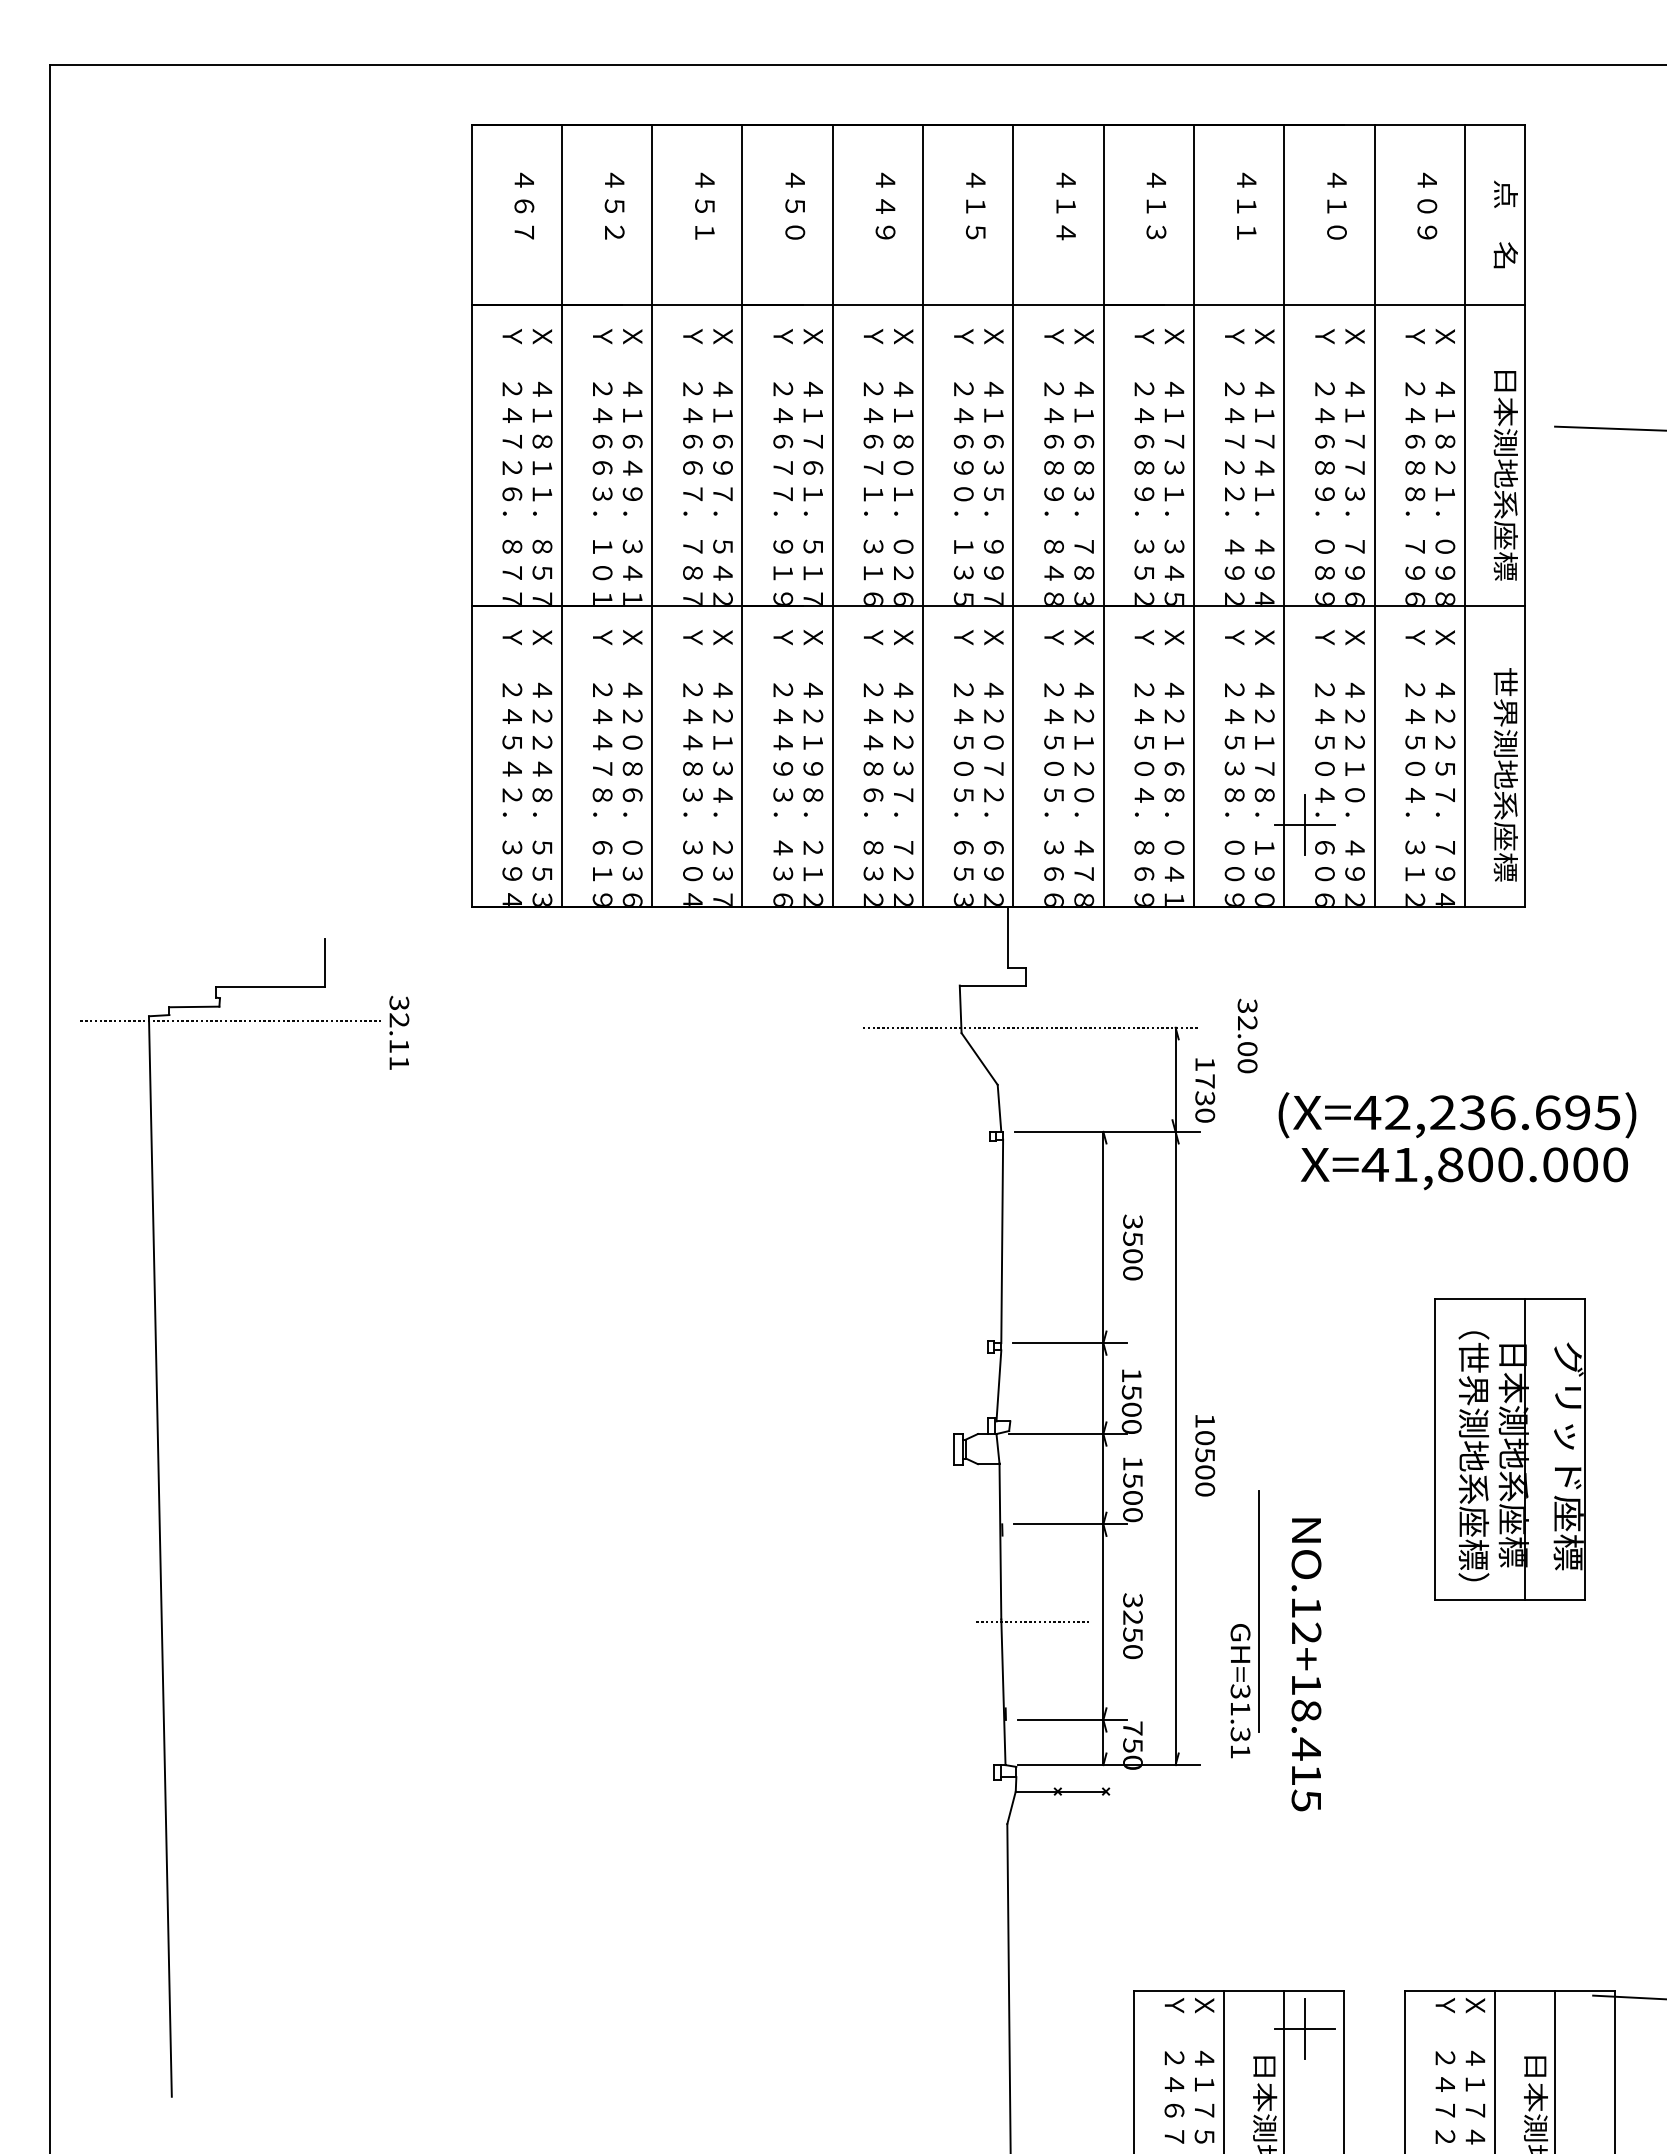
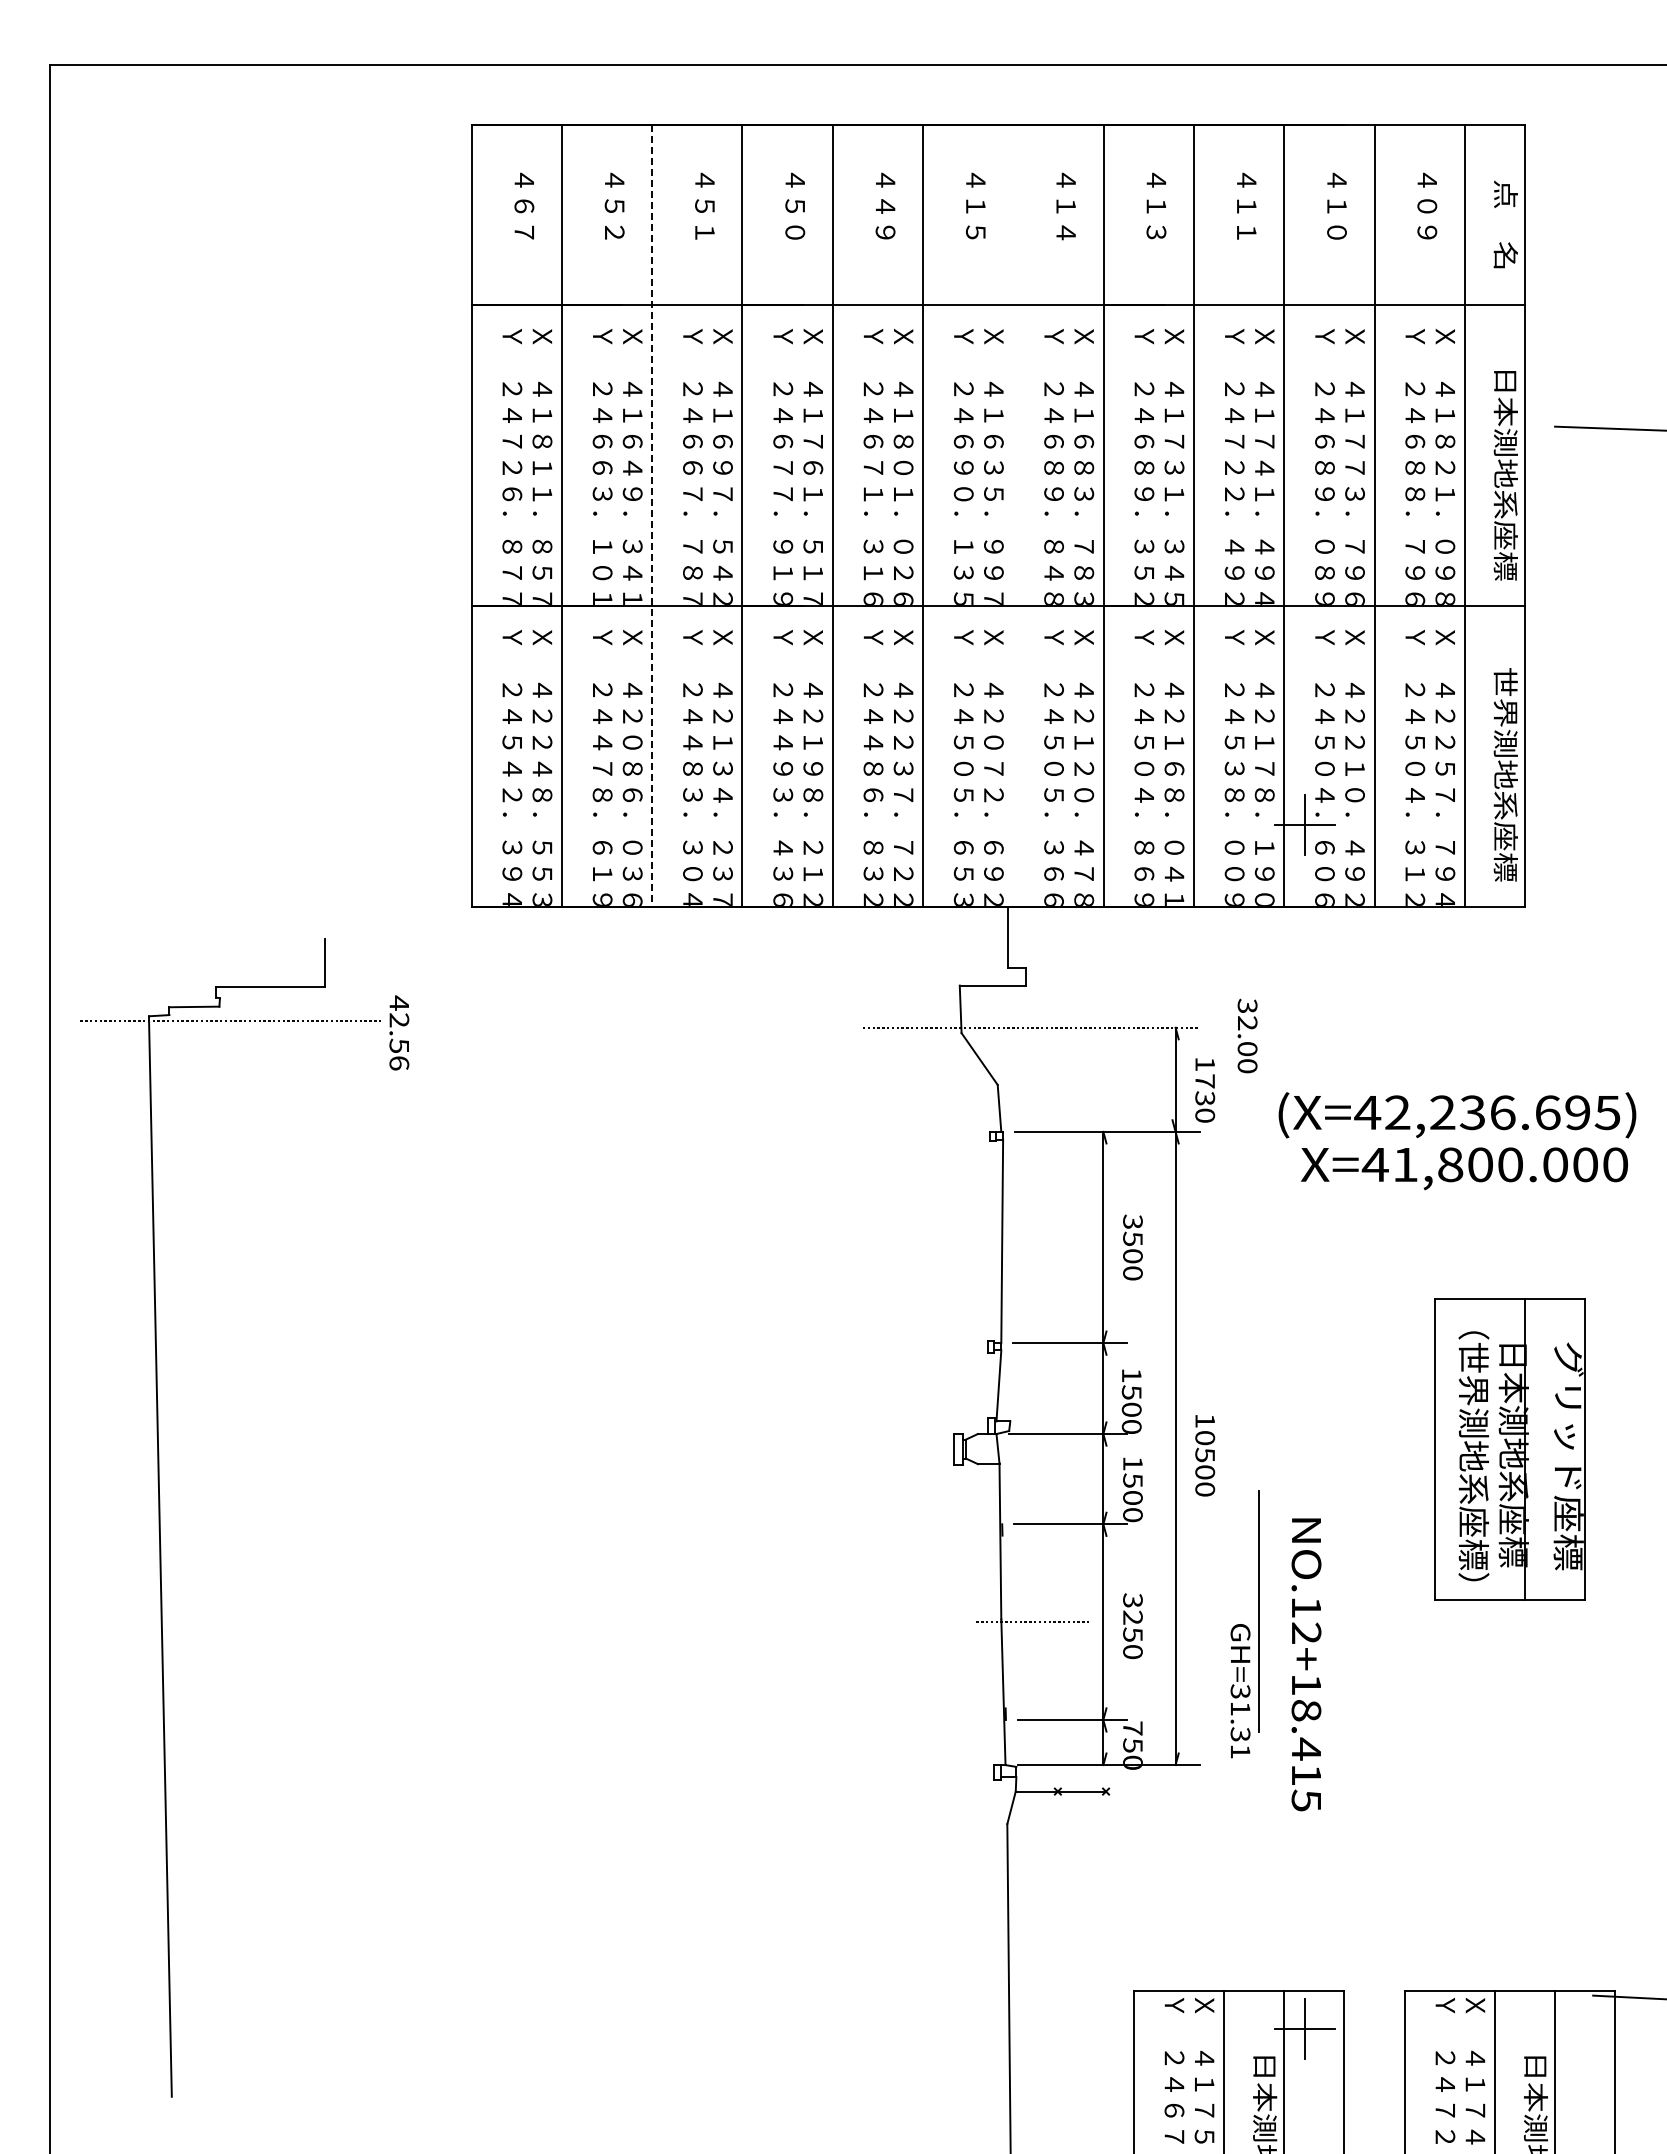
line: present -> none (1013, 515)
line: solid -> dashed (652, 516)
text: 32.11 -> 42.56 (399, 1032)
